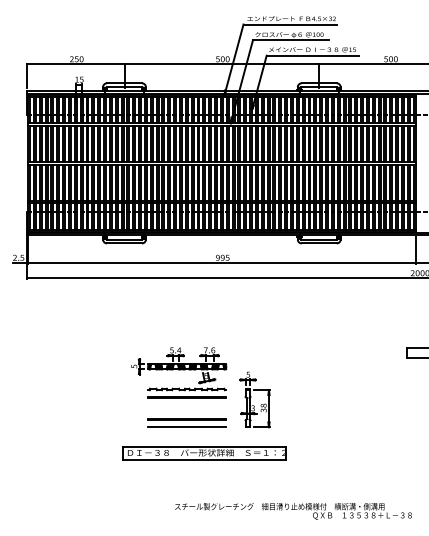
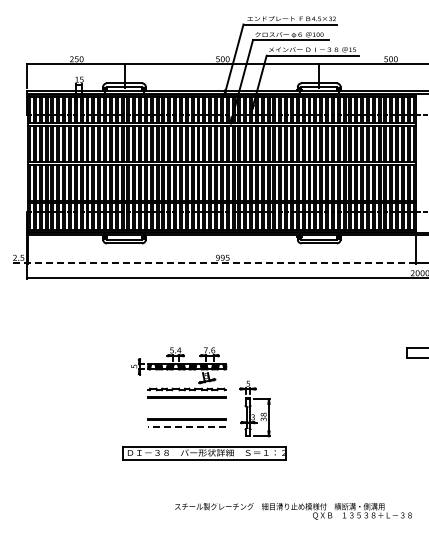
line: solid -> dashed (214, 262)
part position: (254, 399) -> (254, 408) (254, 408)
line: solid -> dashed (187, 427)
